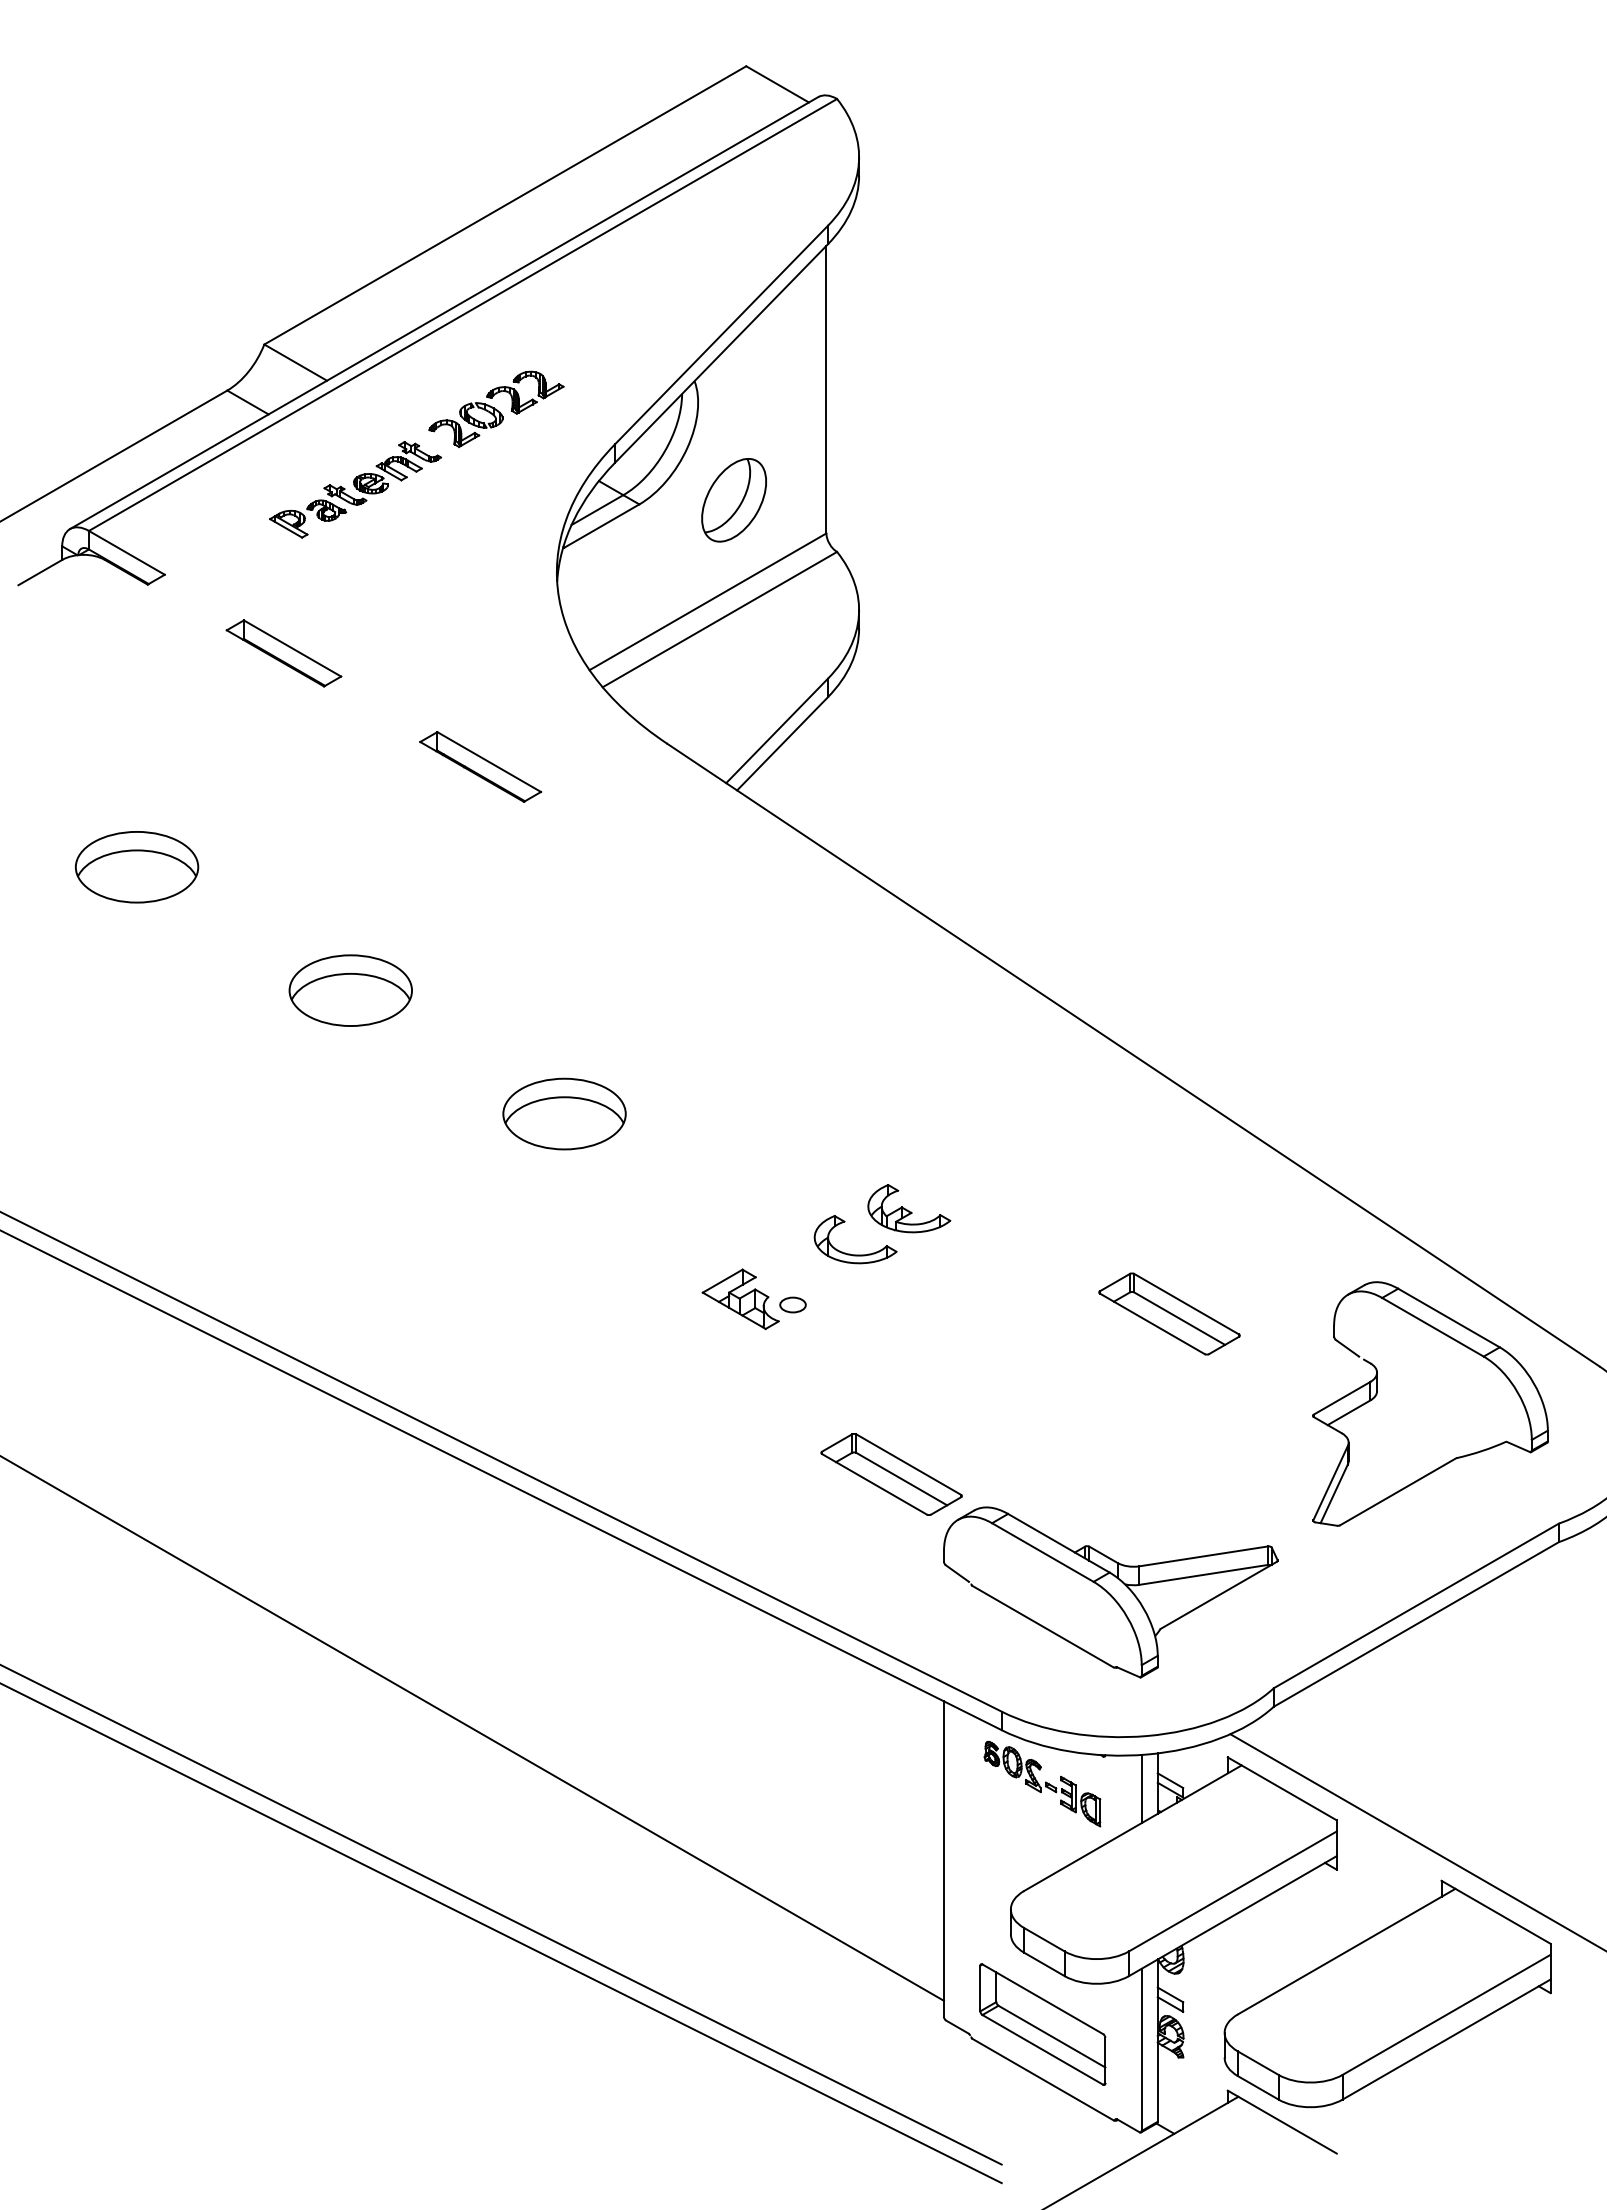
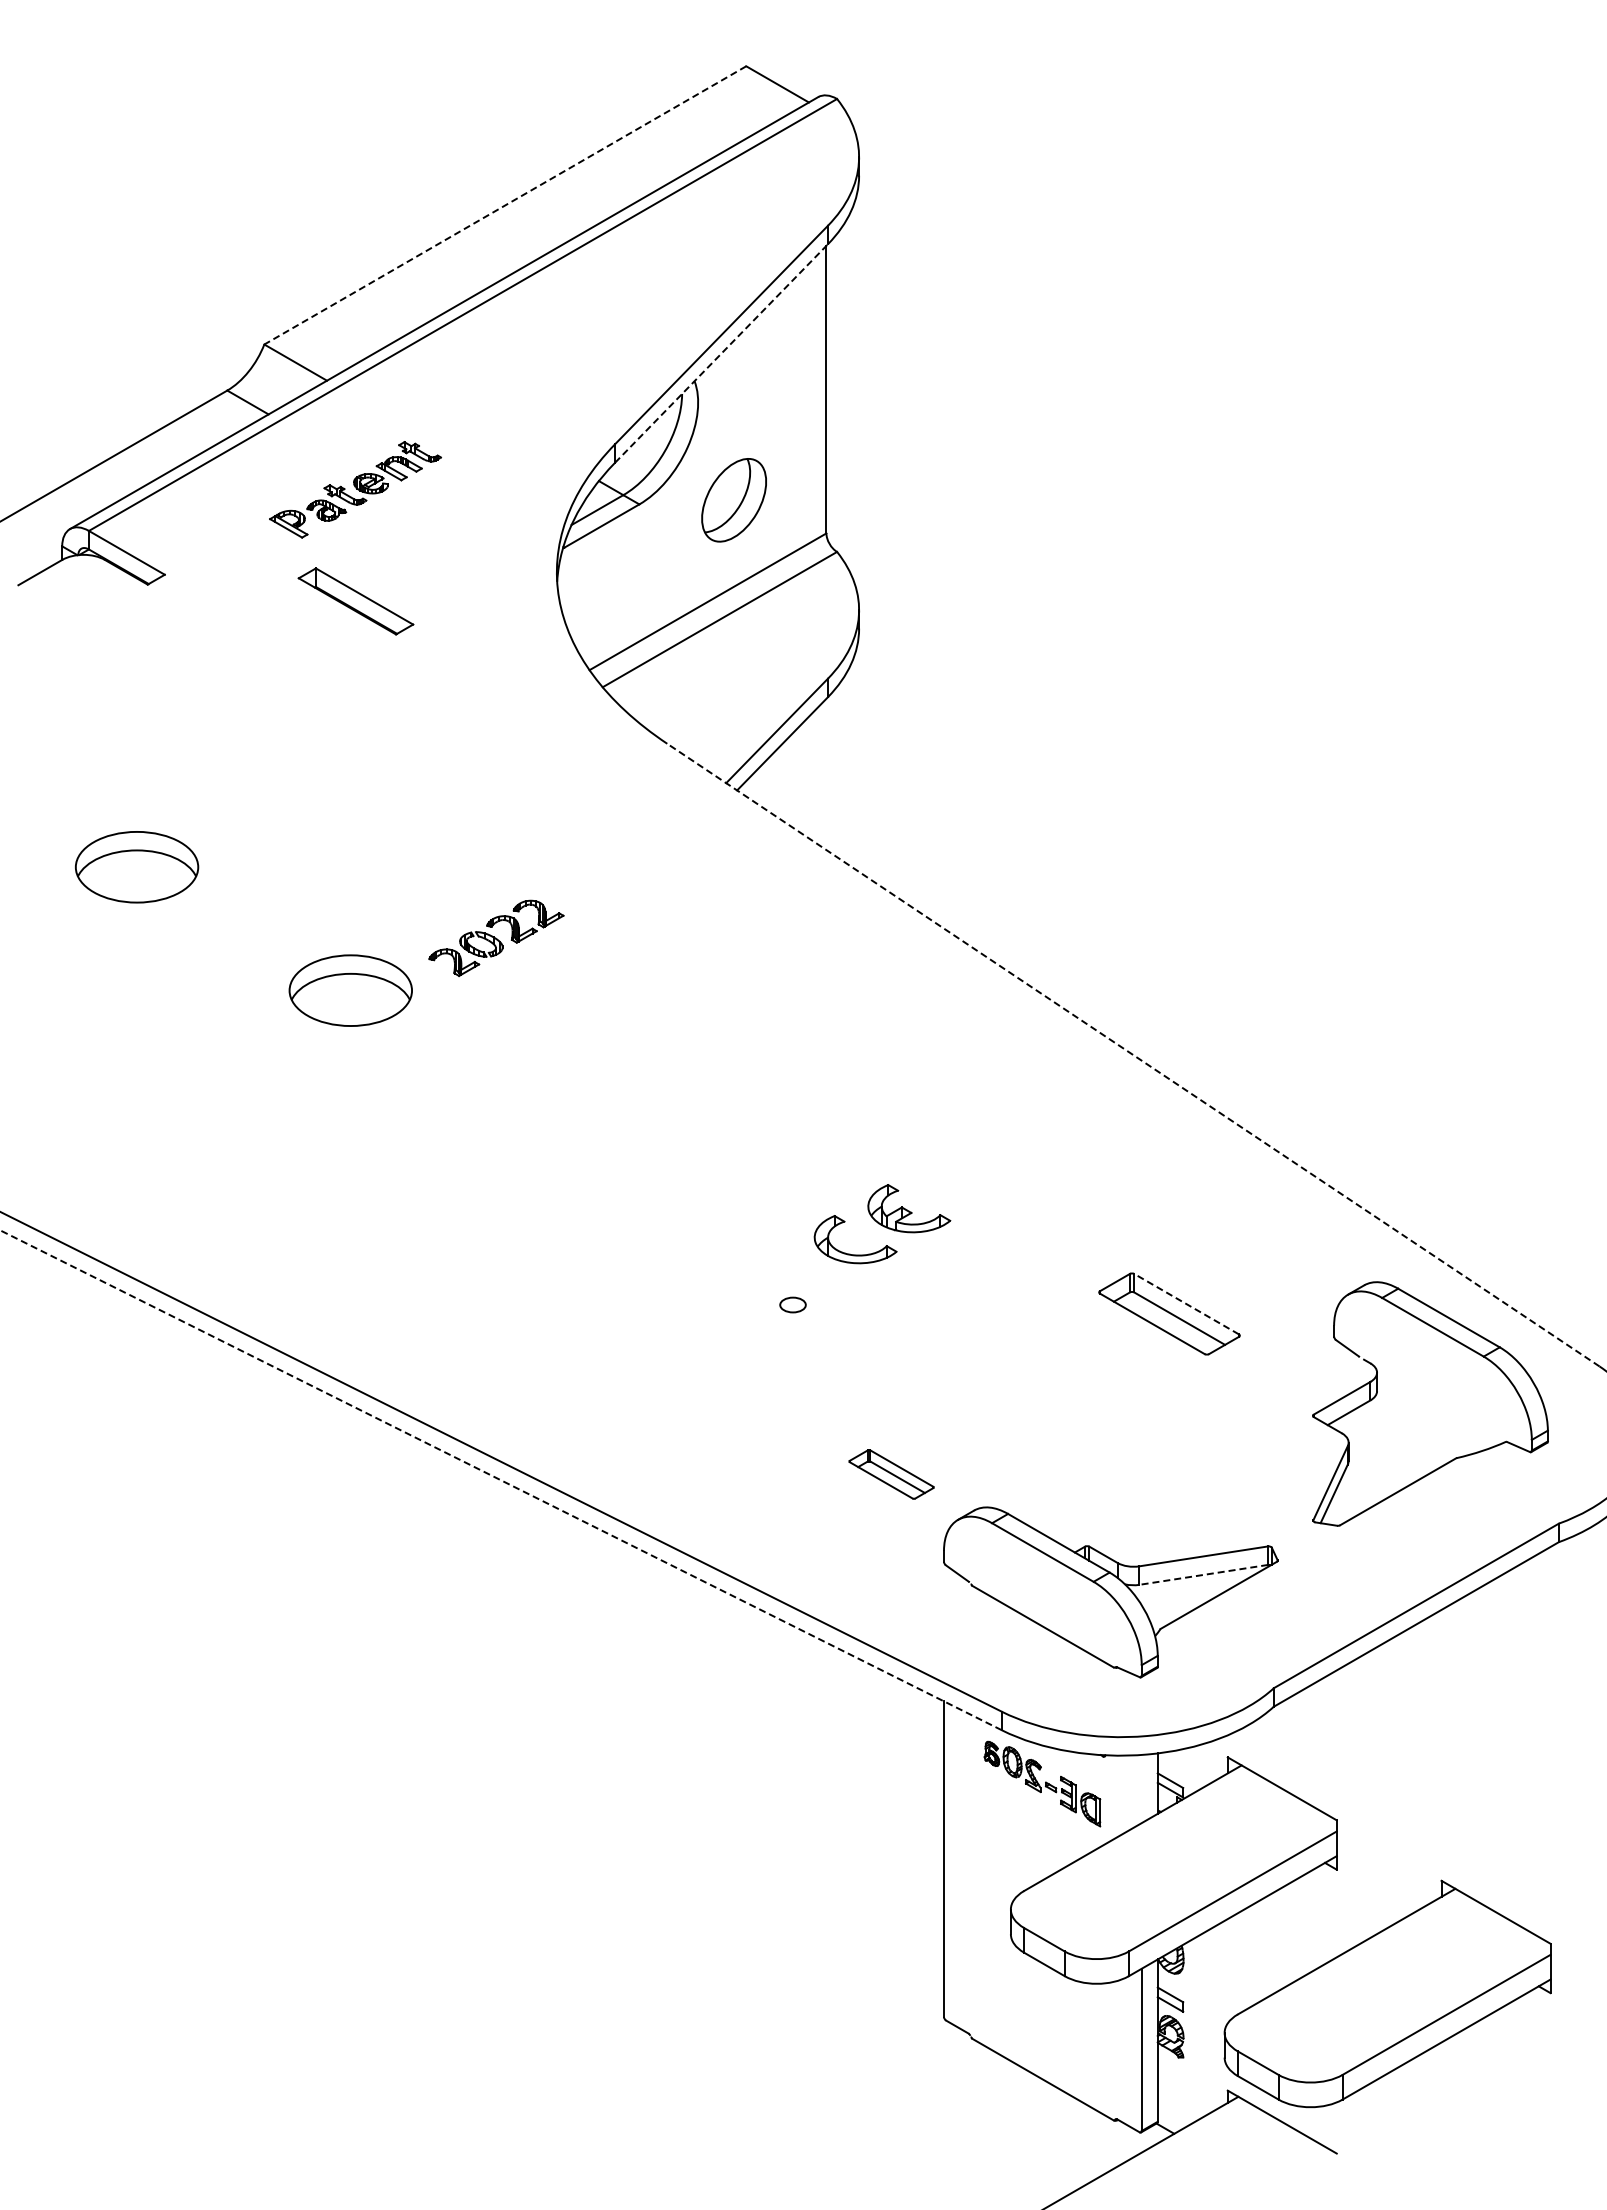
line: solid -> dashed (504, 205)
line: solid -> dashed (721, 353)
part position: (496, 408) -> (496, 937) (496, 937)
part position: (283, 653) -> (355, 601) (355, 601)
part: present -> none (480, 766)
line: solid -> dashed (1133, 1055)
part: present -> none (564, 1113)
part: present -> none (740, 1299)
line: solid -> dashed (1186, 1303)
part size: 143x83 px -> 87x51 px (891, 1474)
line: solid -> dashed (500, 1480)
line: solid -> dashed (1203, 1574)
line: present -> none (472, 1728)
line: present -> none (1141, 1788)
line: present -> none (1416, 1841)
line: present -> none (501, 1915)
line: present -> none (501, 1933)
part: present -> none (1042, 2024)
